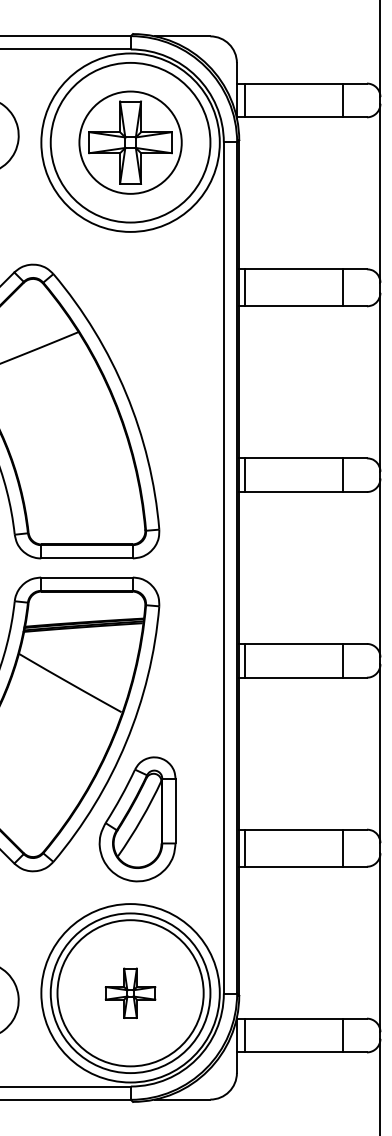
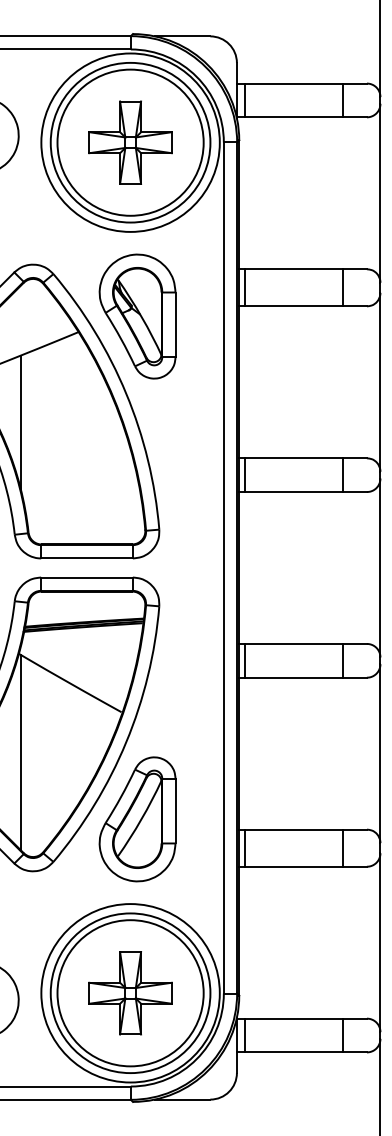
circle diameter: 102 px -> 146 px (130, 142)
part: none -> present (137, 316)
line: none -> present (20, 422)
line: none -> present (20, 752)
part size: 53x52 px -> 85x85 px (130, 993)
